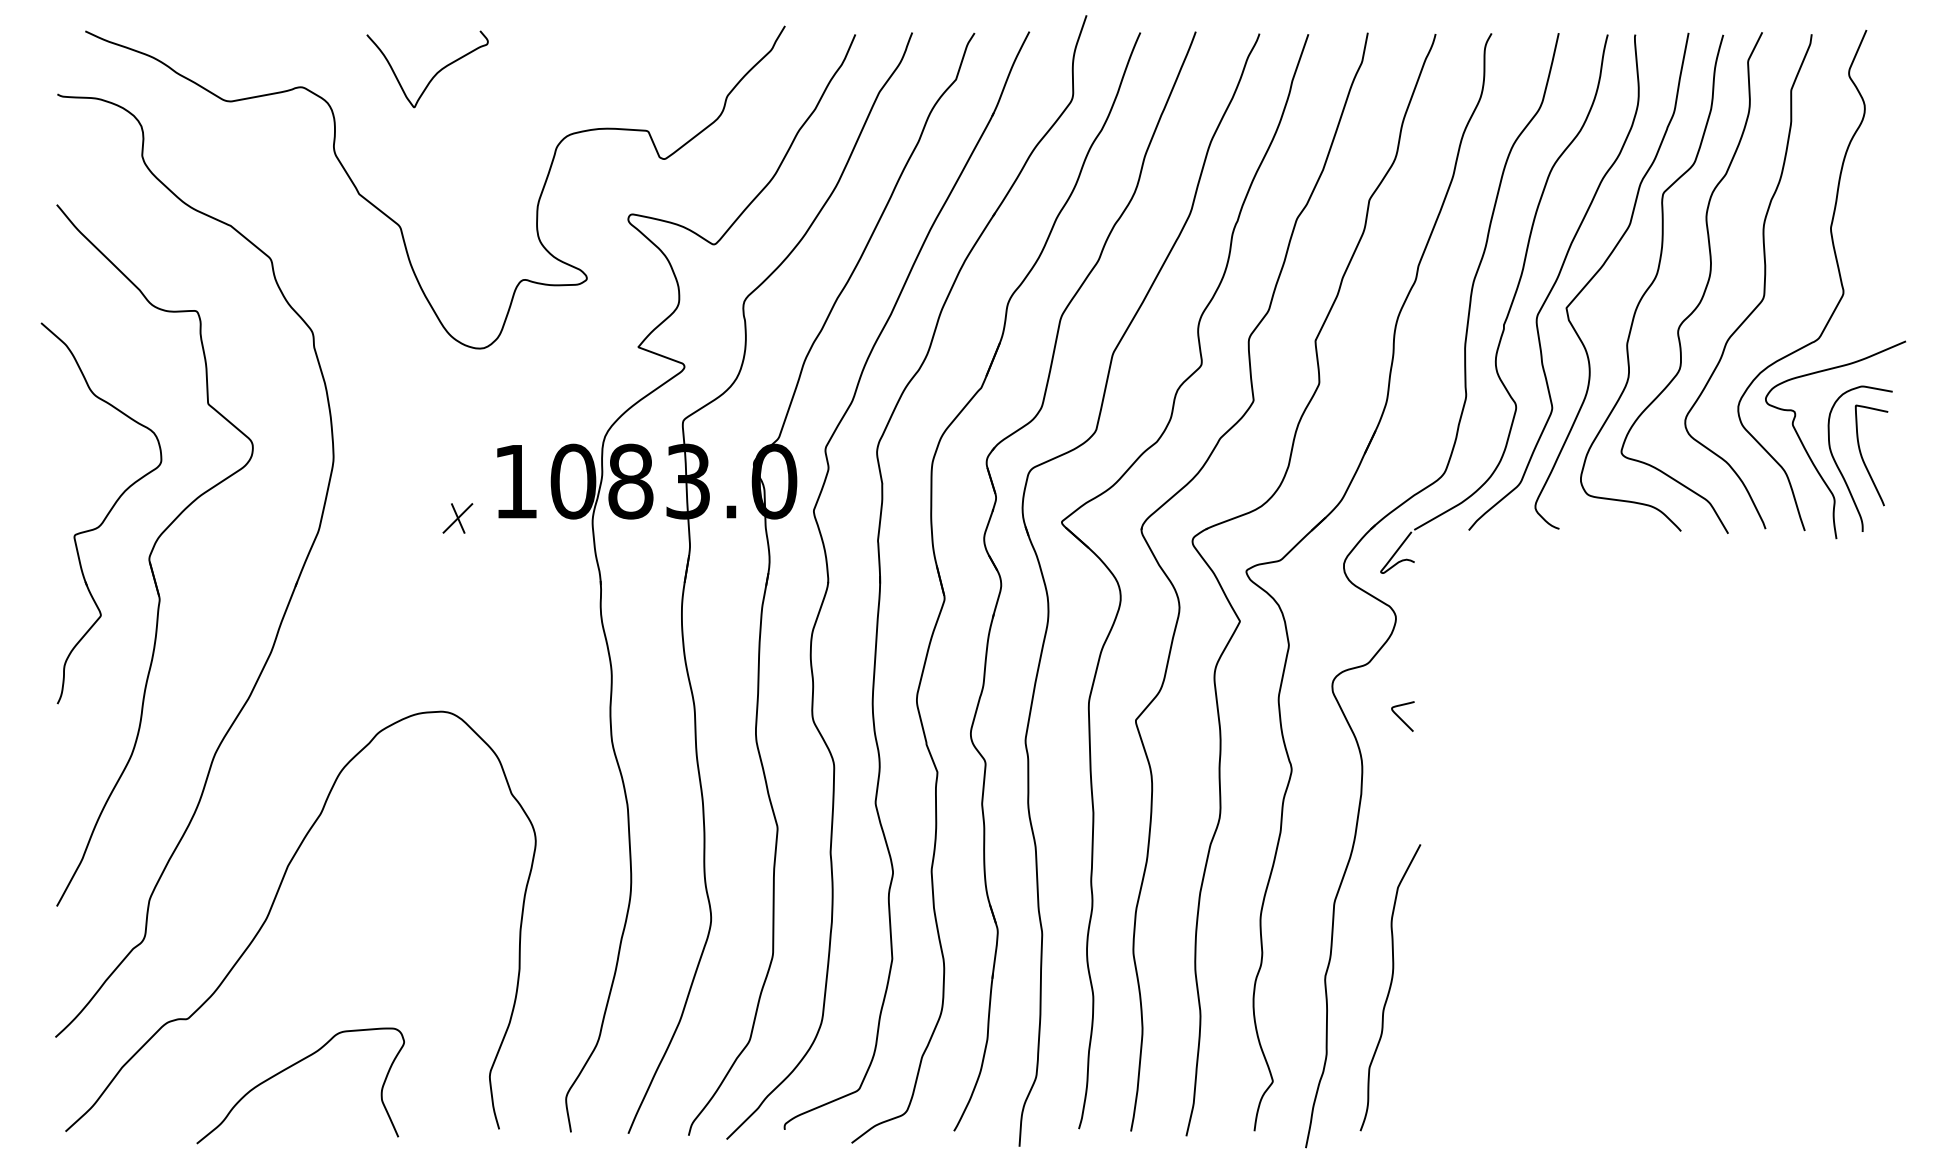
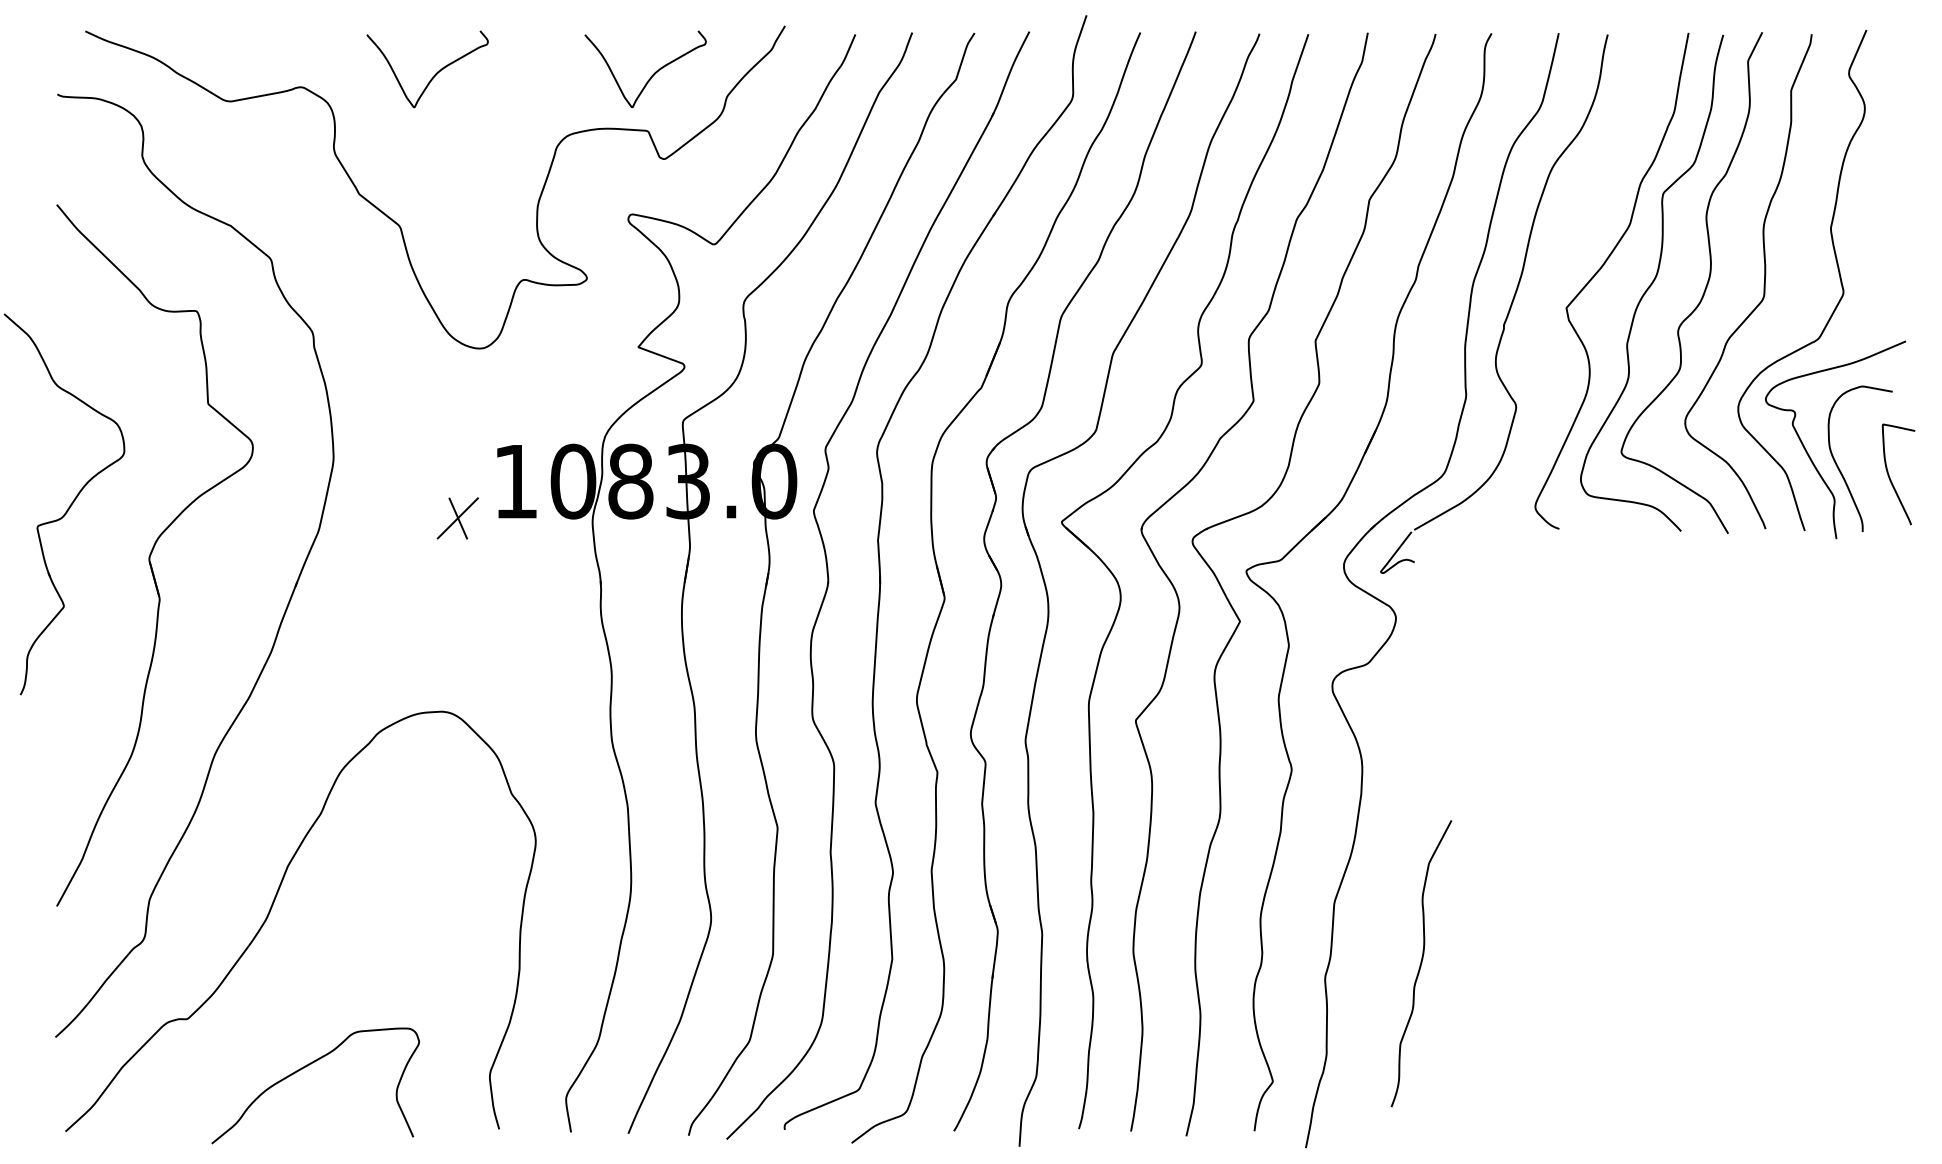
curve: none -> present (651, 75)
curve: present -> none (1554, 282)
curve position: (1863, 458) -> (1890, 477) (1890, 477)
part position: (101, 513) -> (64, 504) (64, 504)
part size: 32x31 px -> 43x43 px (457, 518)
curve: present -> none (1400, 717)
curve position: (1390, 987) -> (1421, 963) (1421, 963)
curve position: (289, 1068) -> (304, 1068) (304, 1068)
